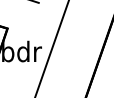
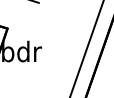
line position: (52, 48) -> (86, 48) (86, 48)
